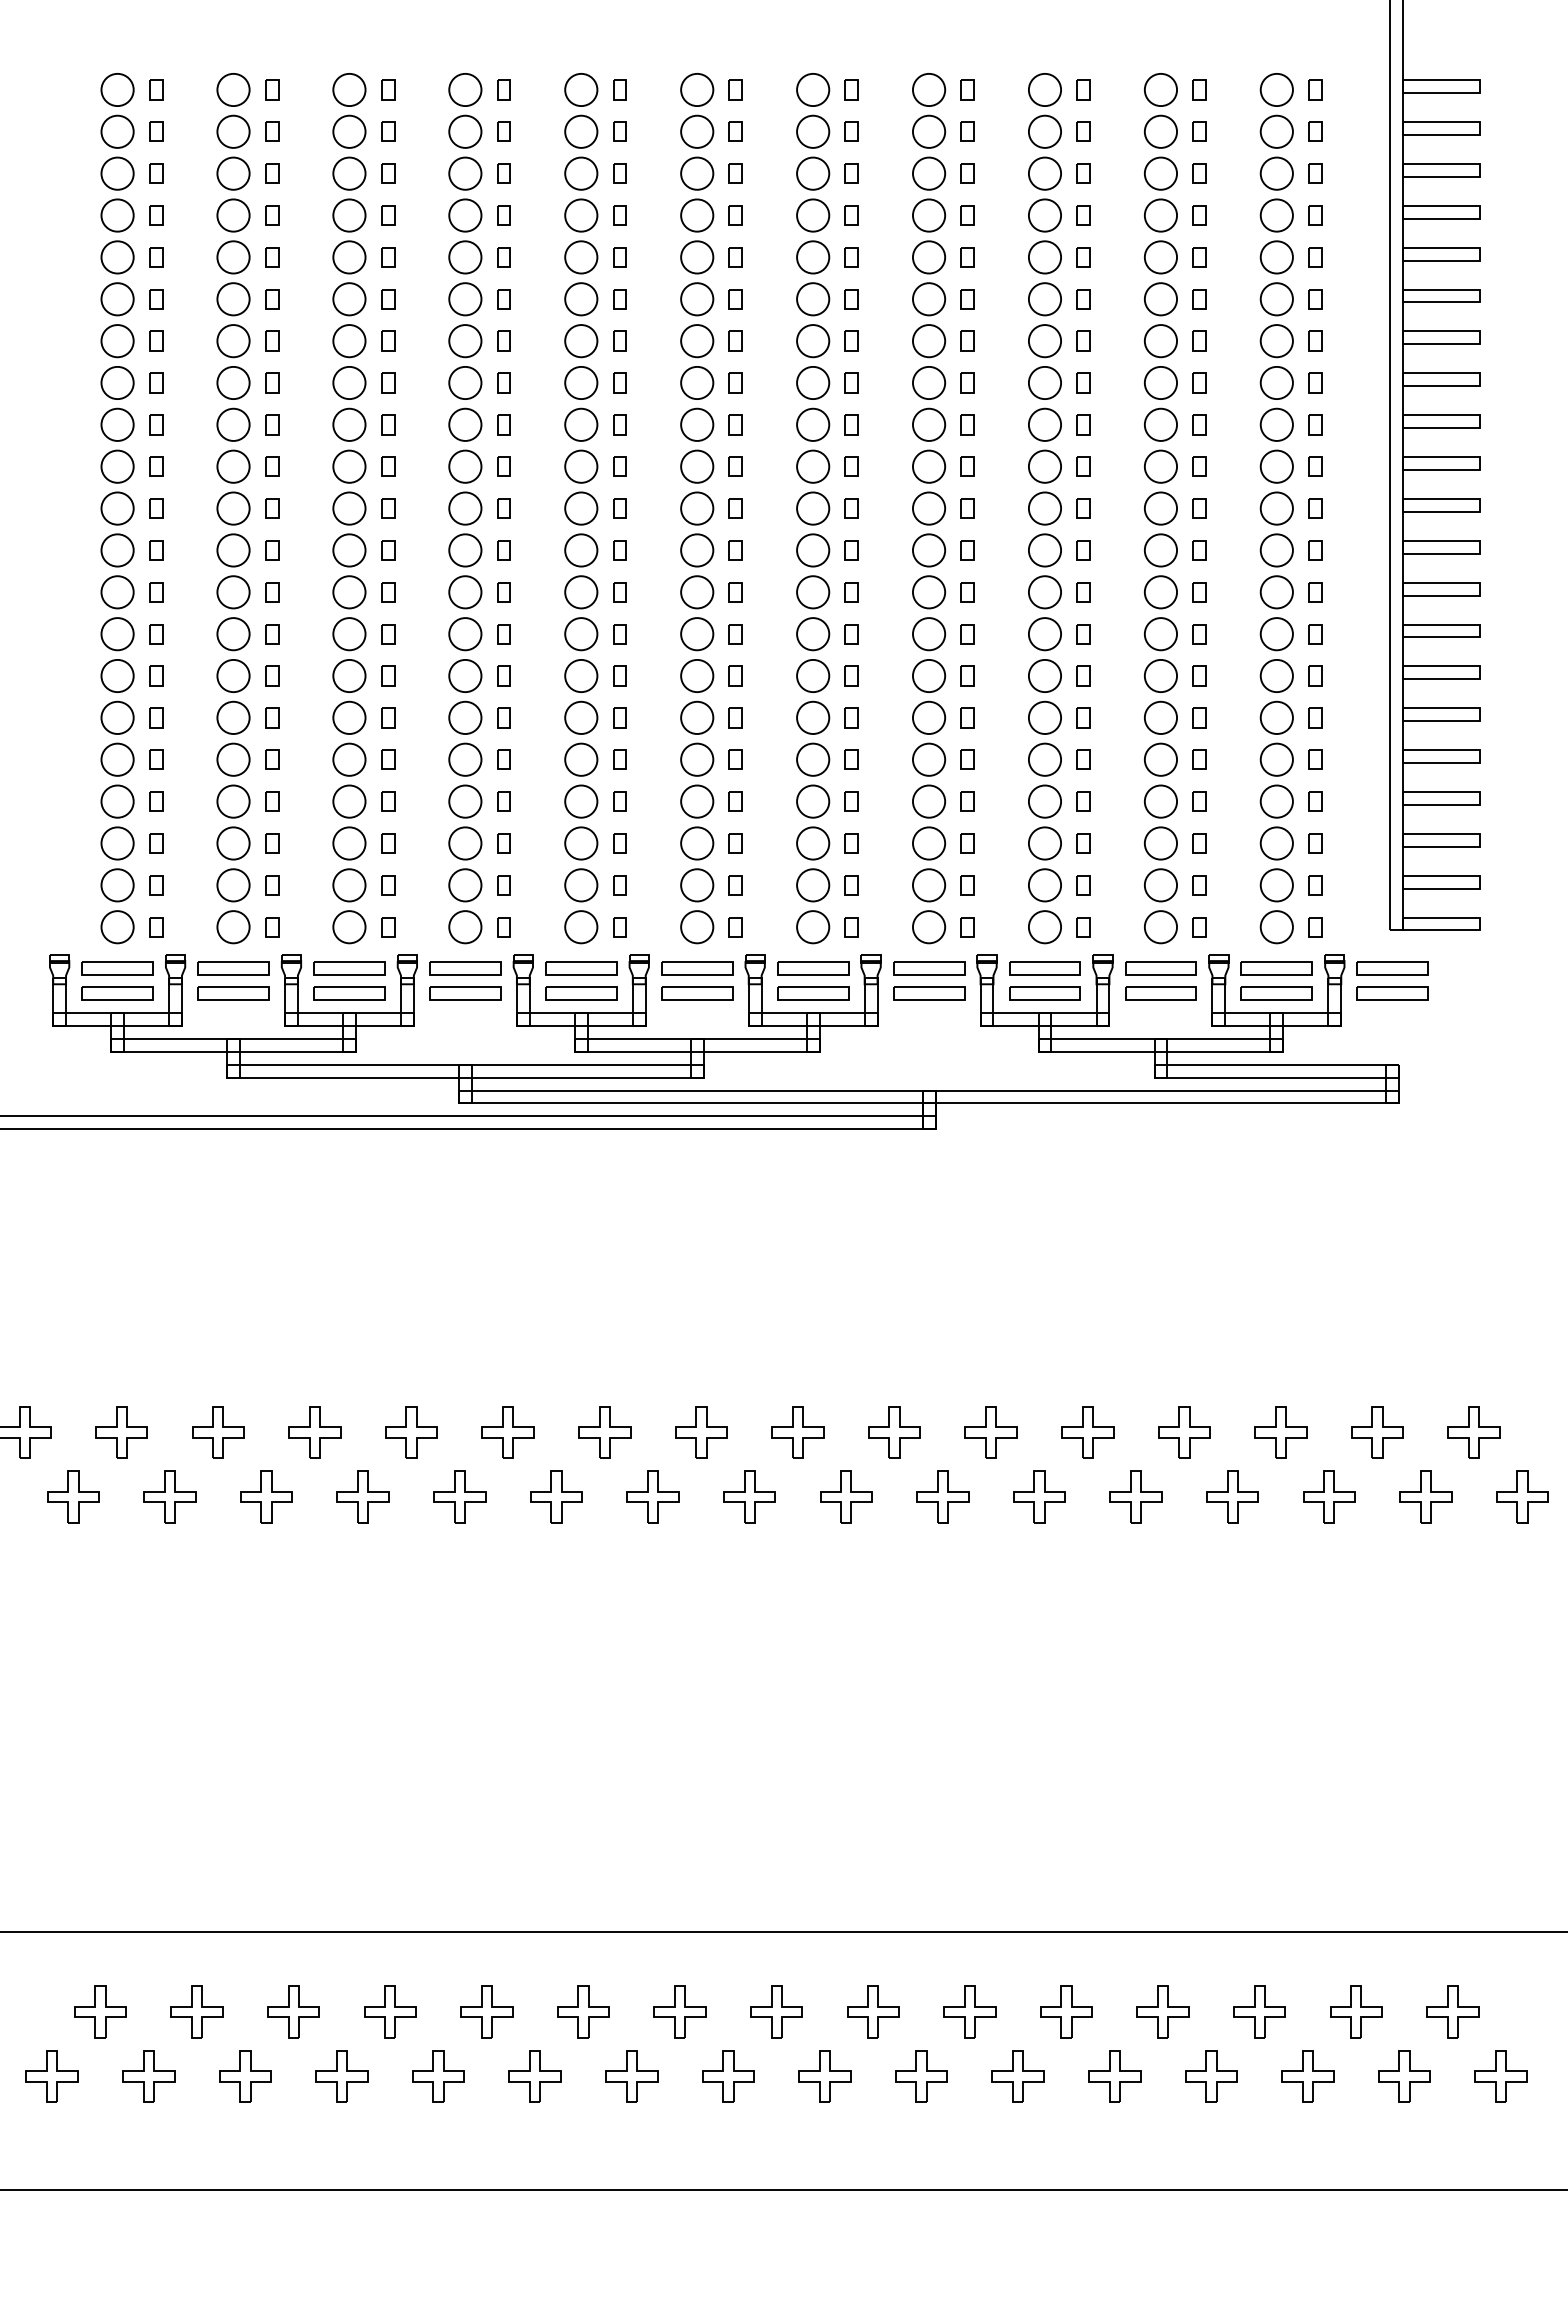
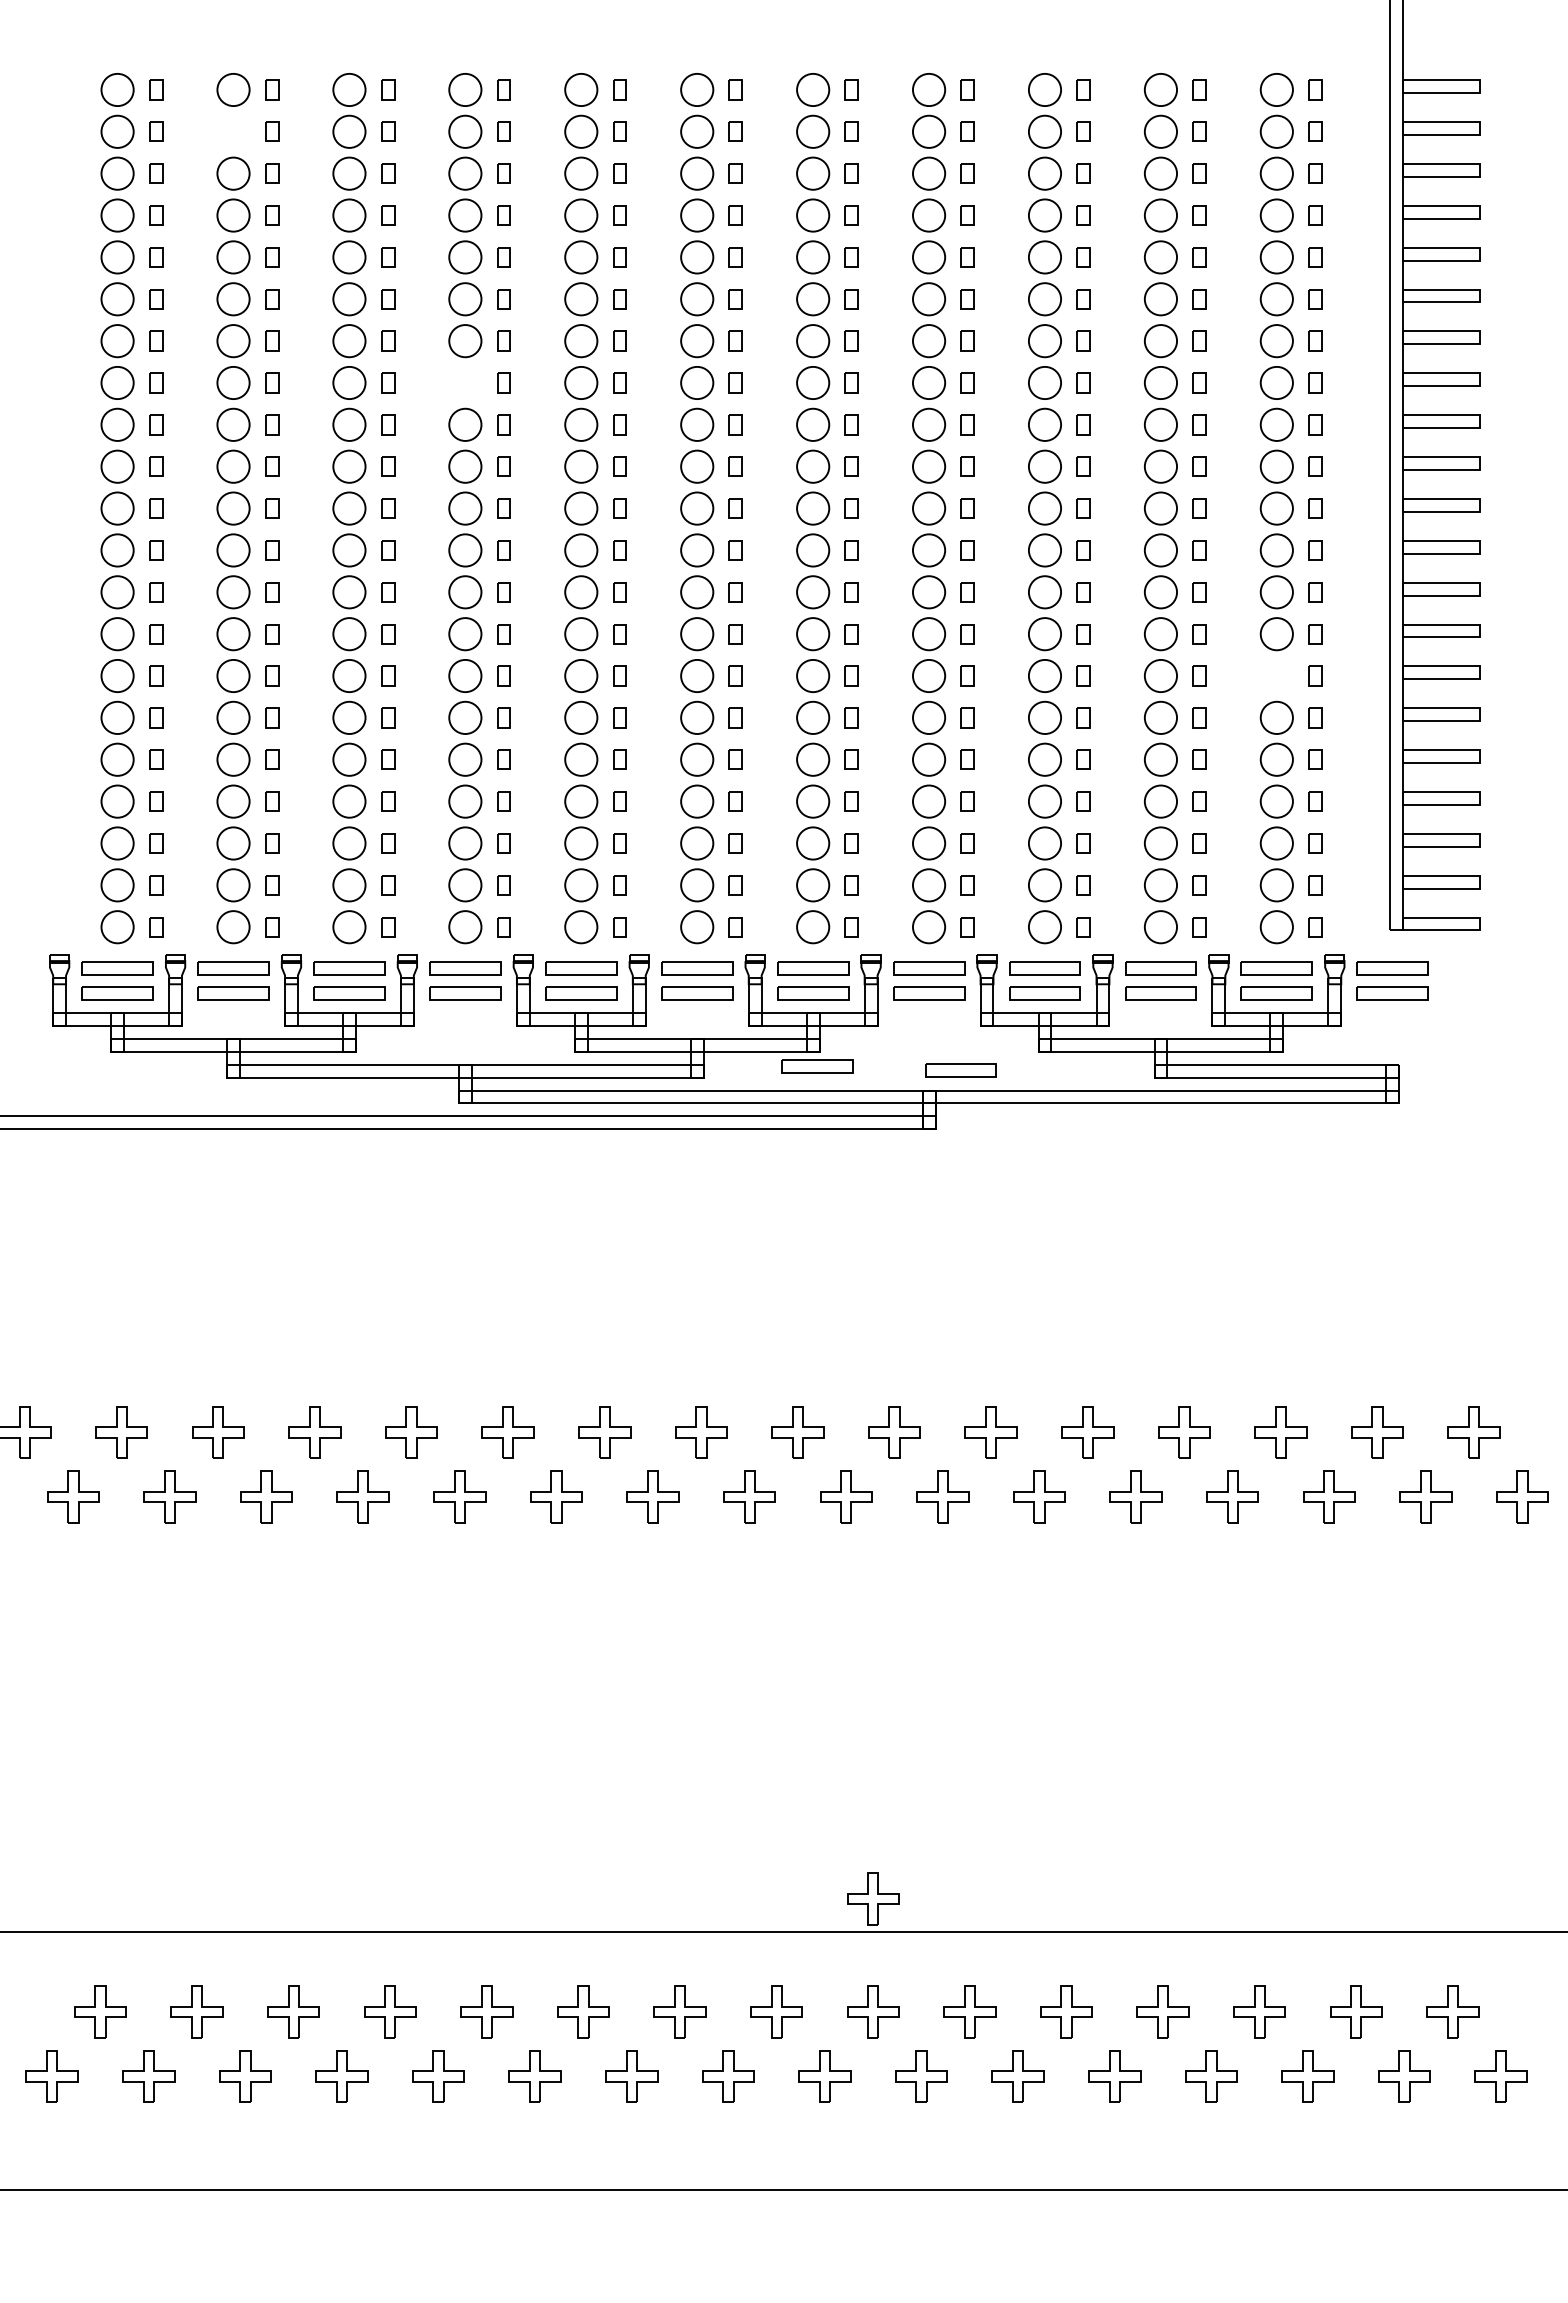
circle: present -> none (233, 131)
circle: present -> none (465, 382)
circle: present -> none (1276, 675)
part: none -> present (817, 1066)
part: none -> present (960, 1070)
part: none -> present (873, 1898)
